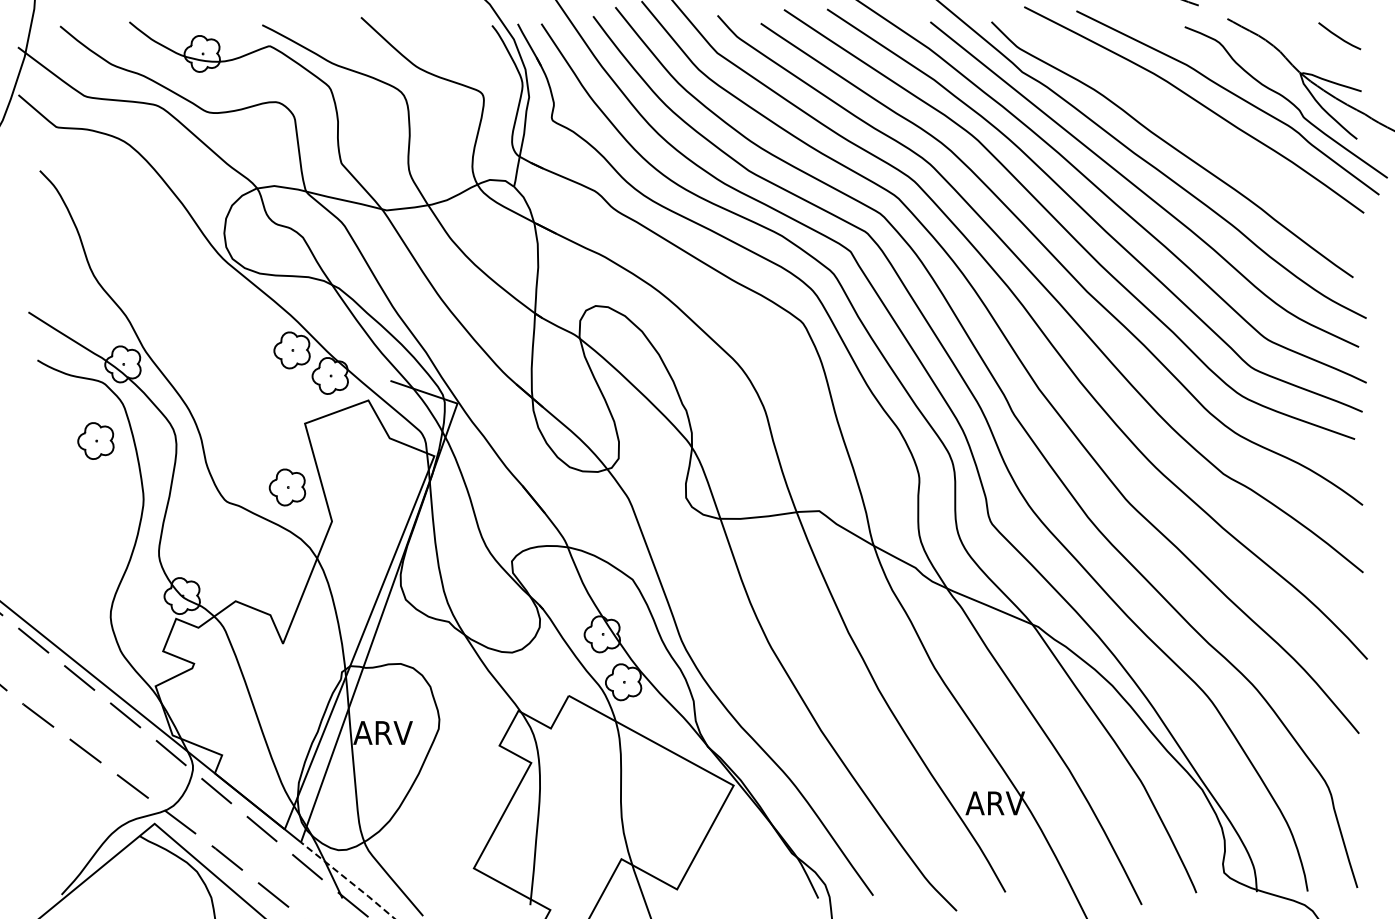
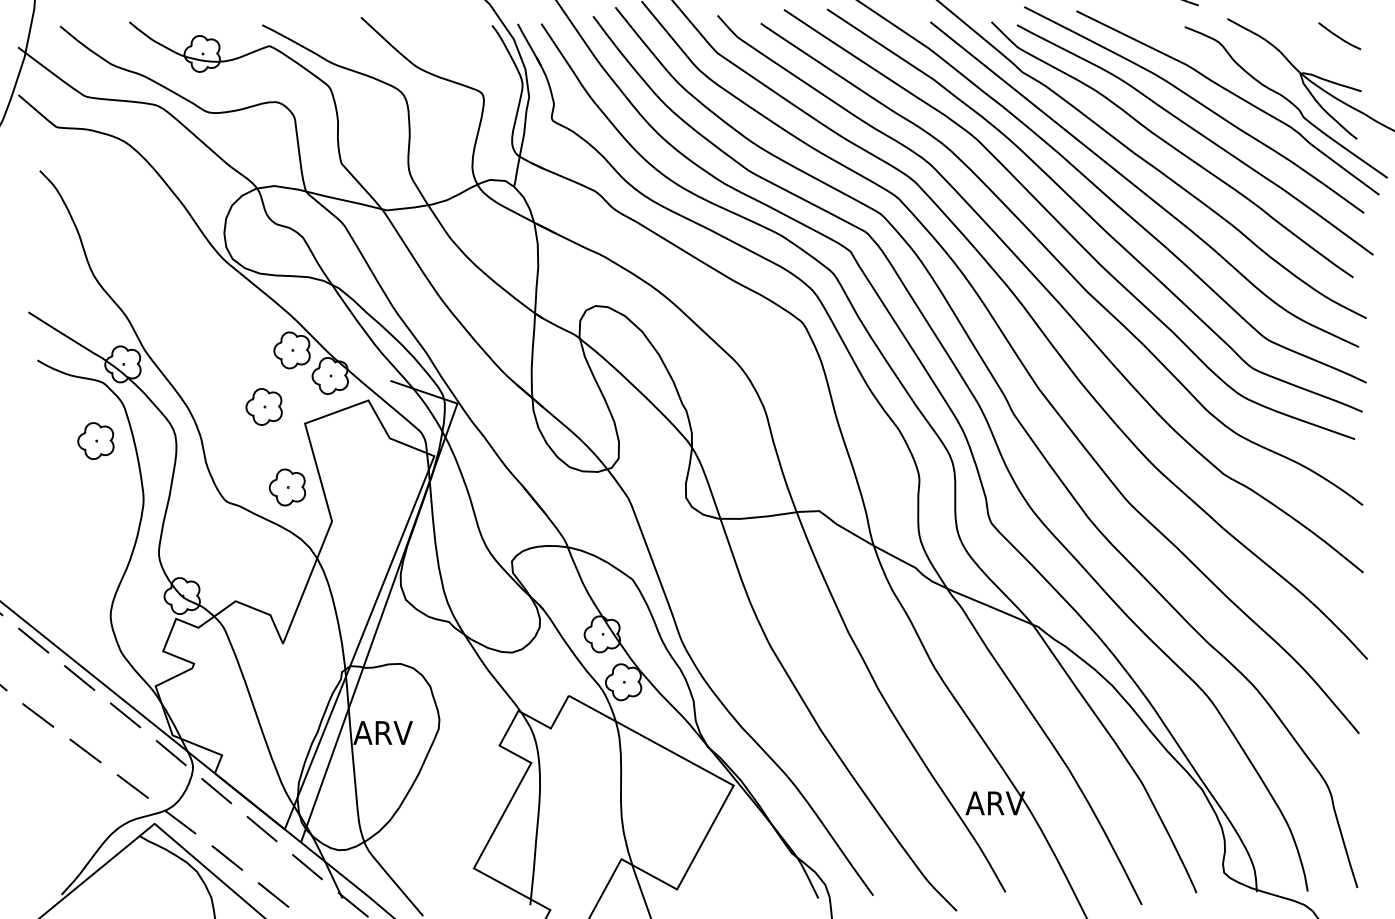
curve: none -> present (1197, 133)
part: none -> present (263, 406)
line: dashed -> solid (348, 880)
